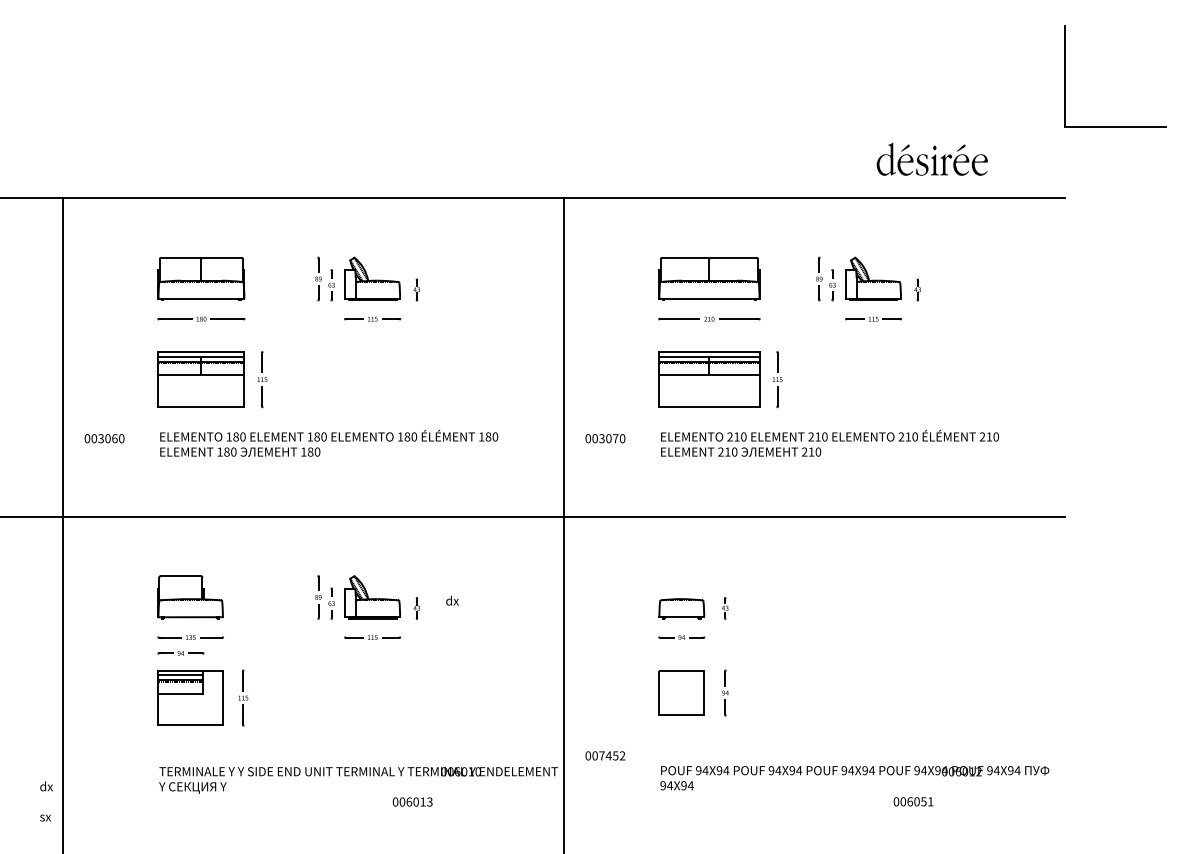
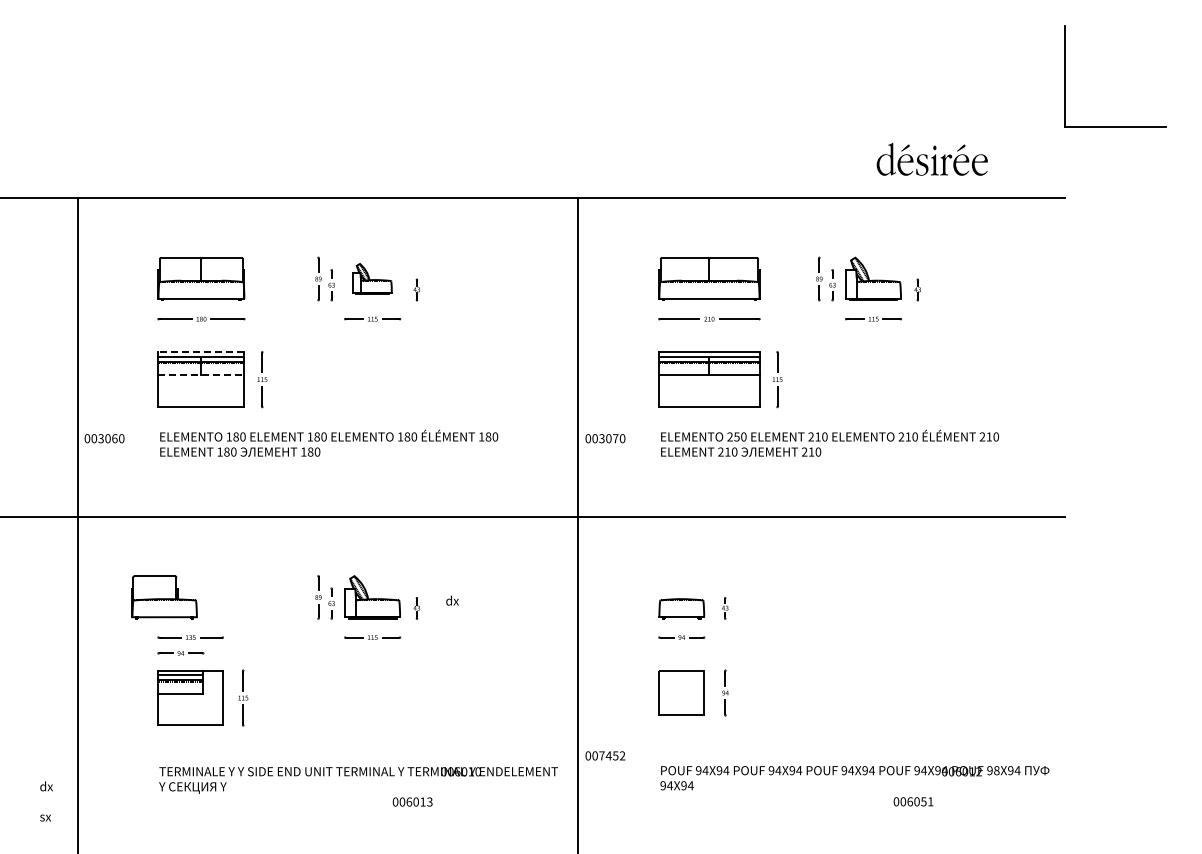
part size: 57x45 px -> 41x32 px (372, 278)
line: solid -> dashed (201, 352)
line: solid -> dashed (201, 375)
text: 210 -> 250 (736, 436)
line position: (63, 524) -> (78, 524) (78, 524)
line position: (563, 524) -> (577, 524) (577, 524)
part position: (190, 597) -> (164, 597) (164, 597)
text: 94X94 -> 98X94 (996, 770)
